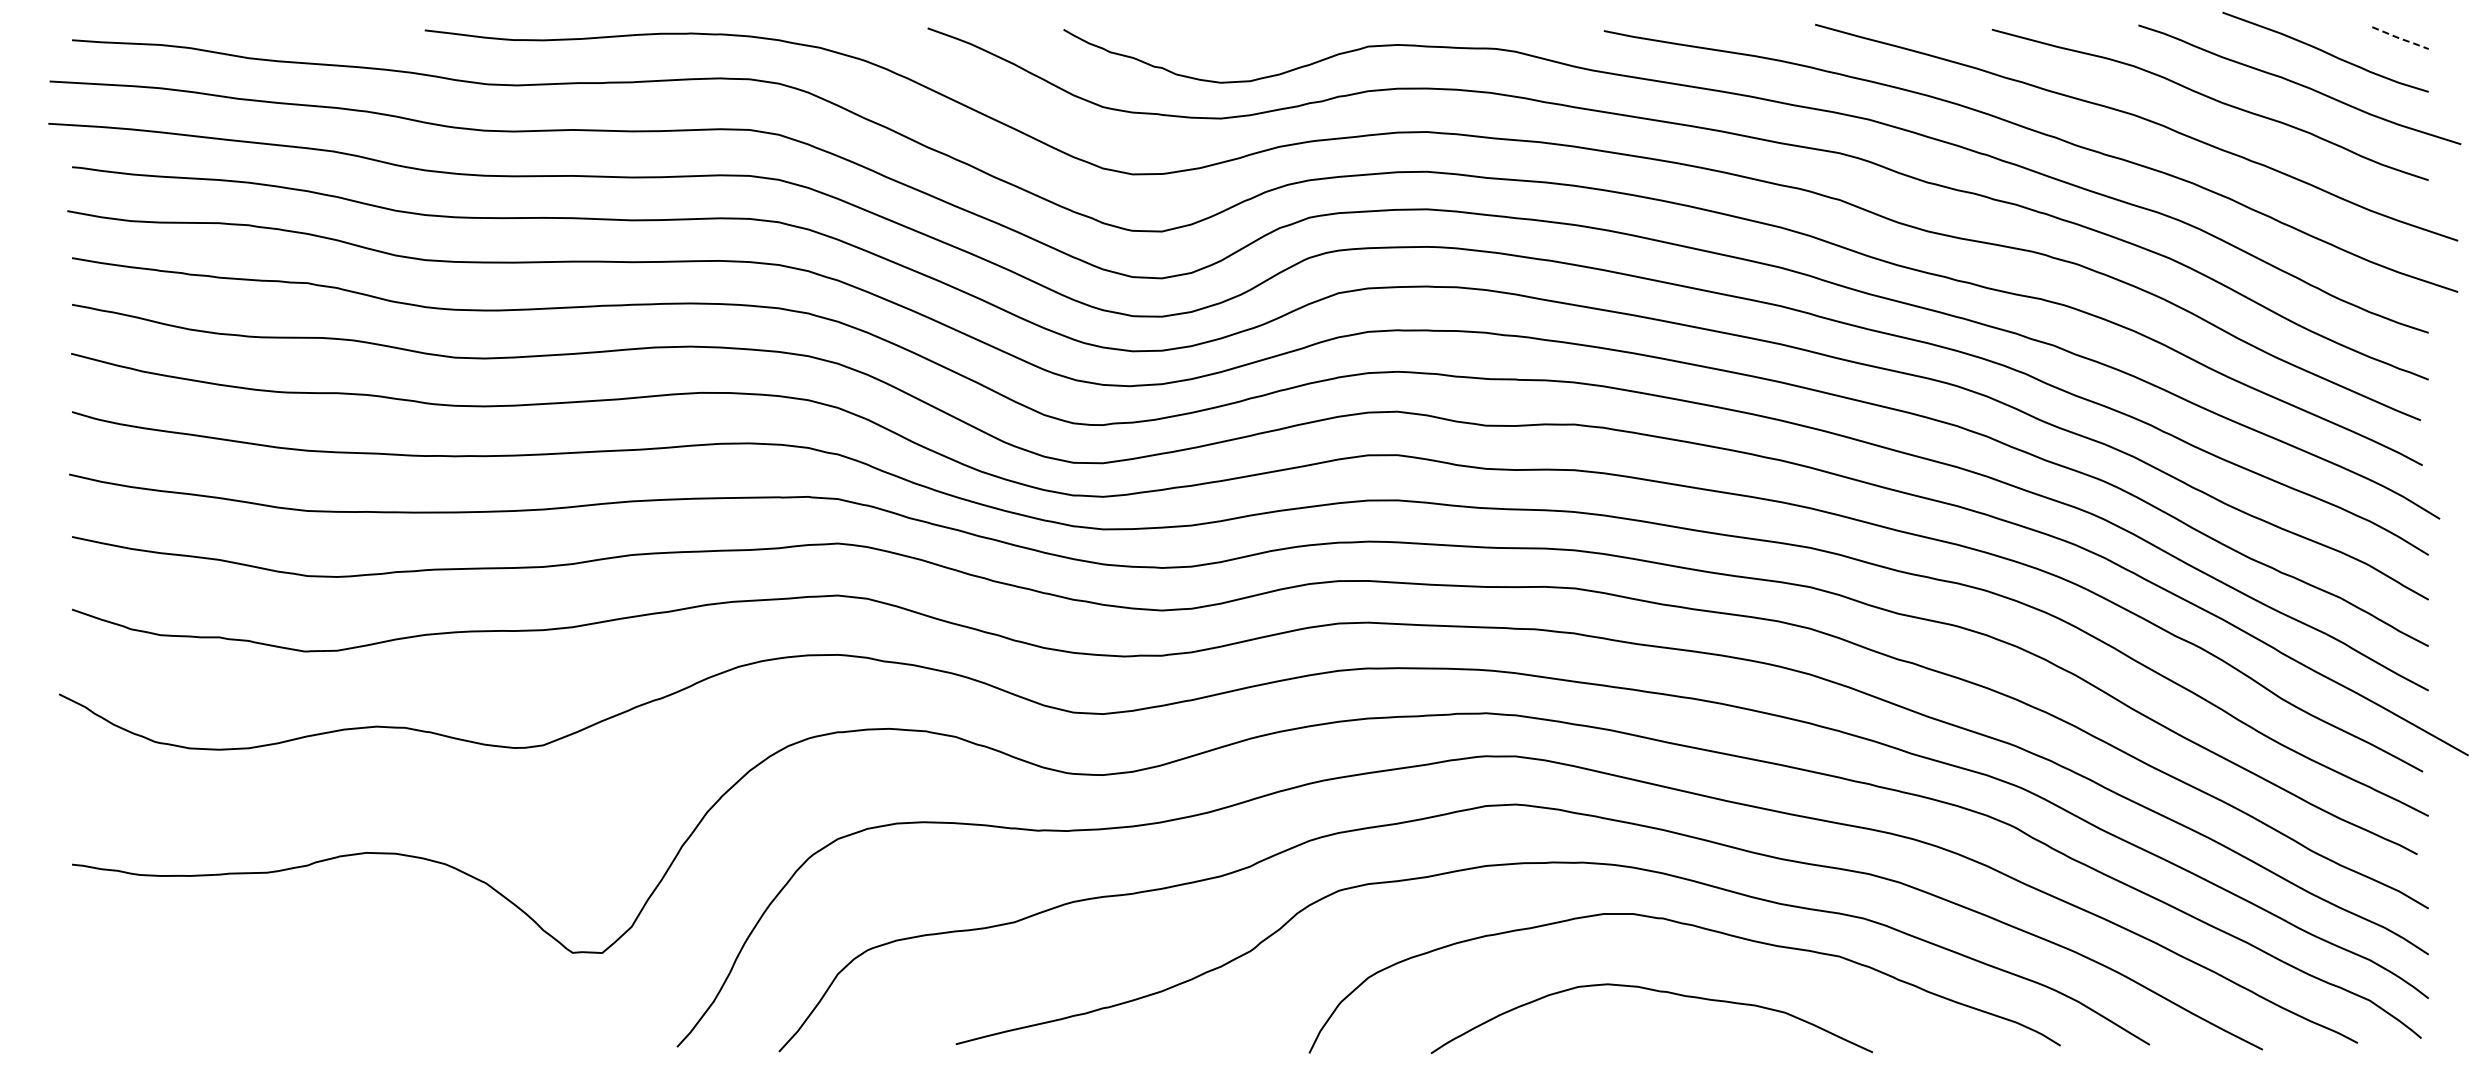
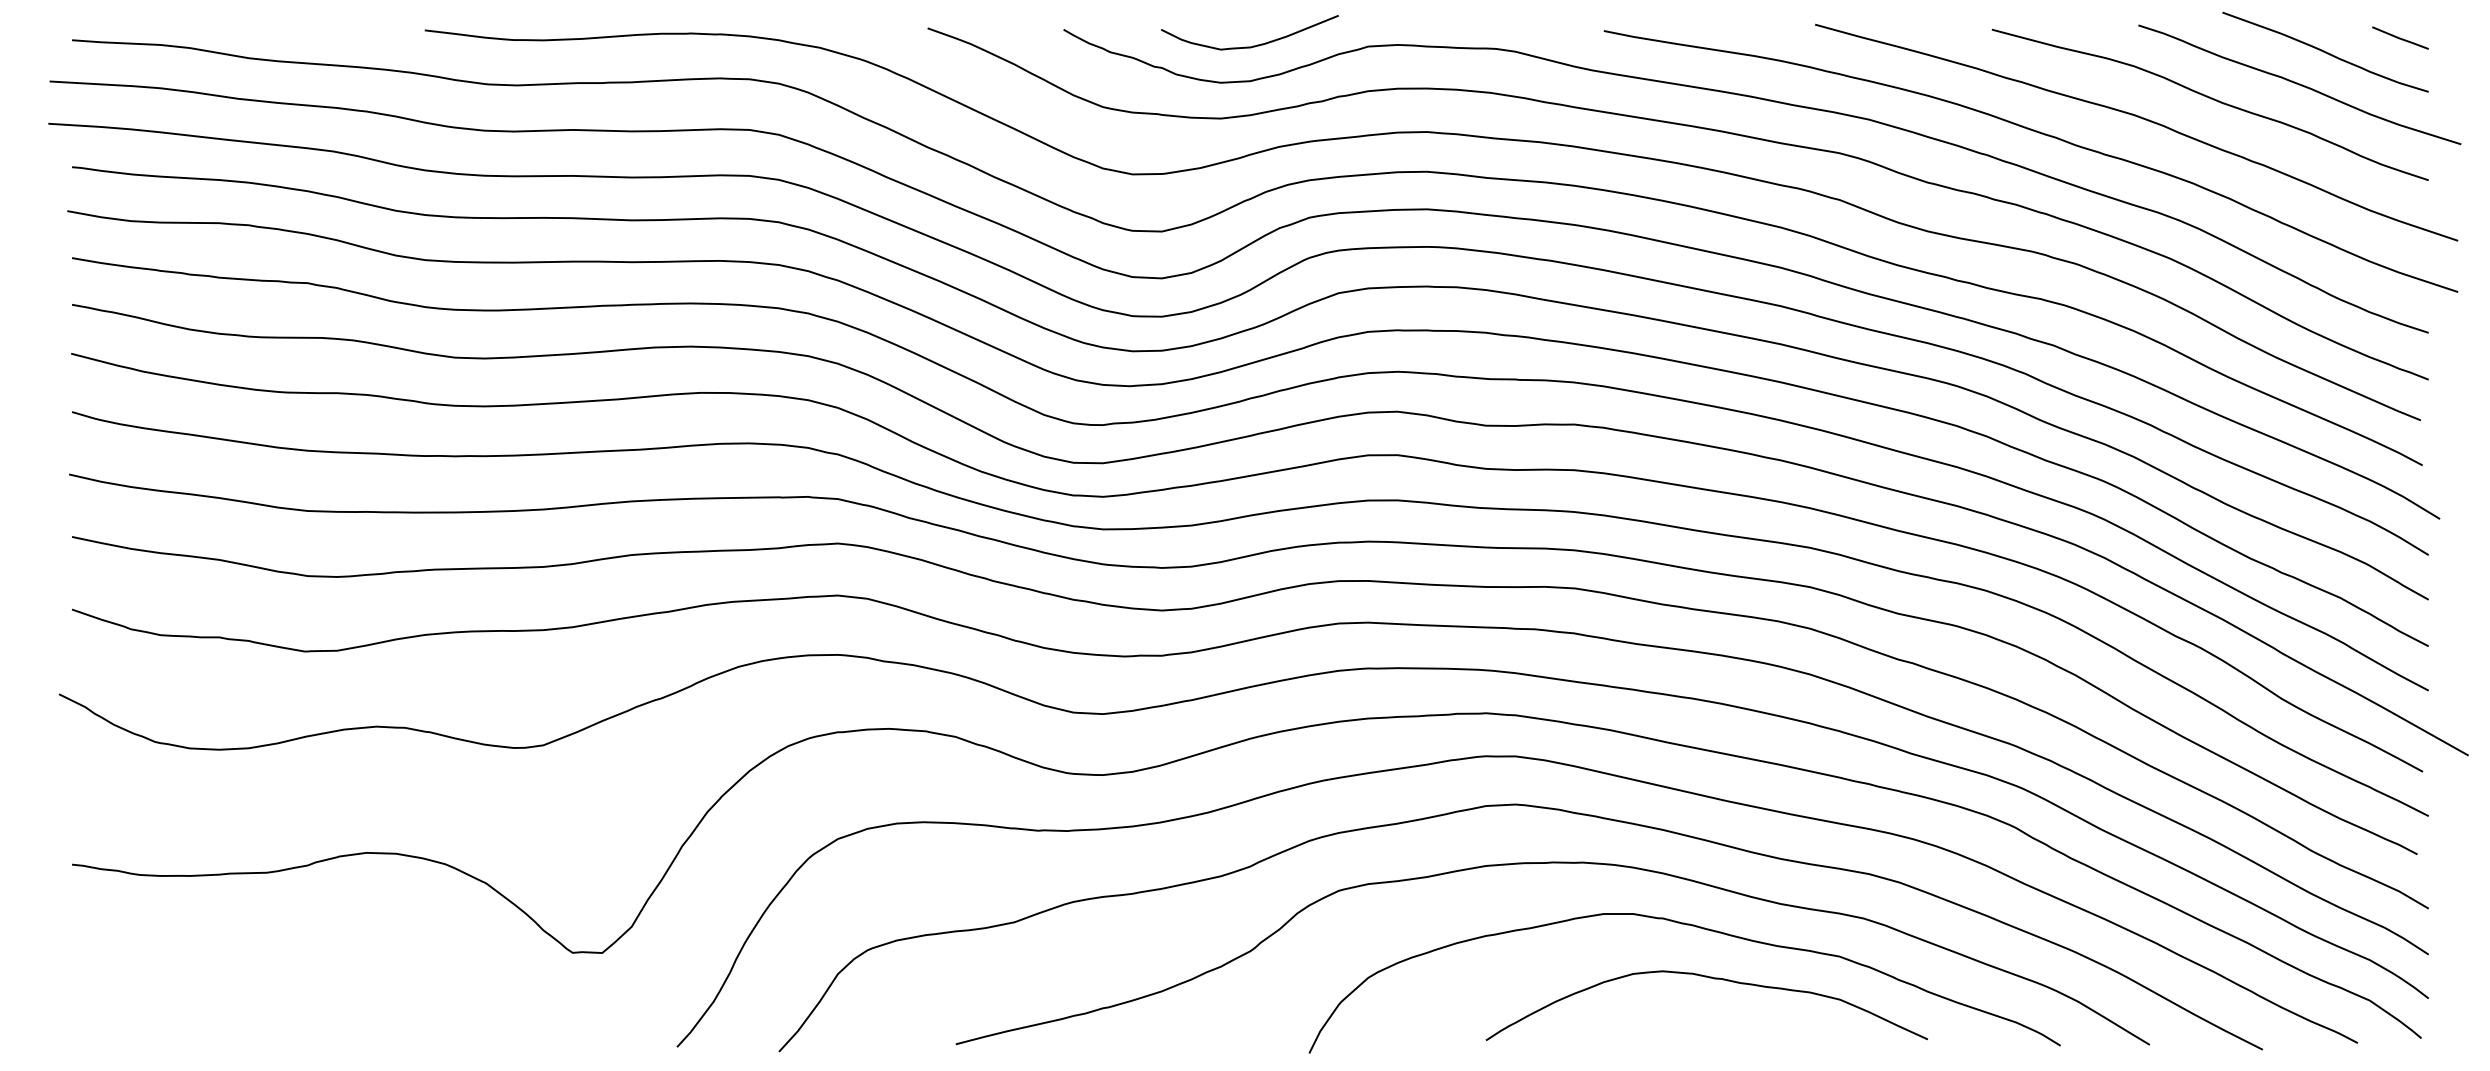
line: dashed -> solid (2401, 38)
curve: none -> present (1253, 45)
curve position: (1654, 991) -> (1709, 978) (1709, 978)
